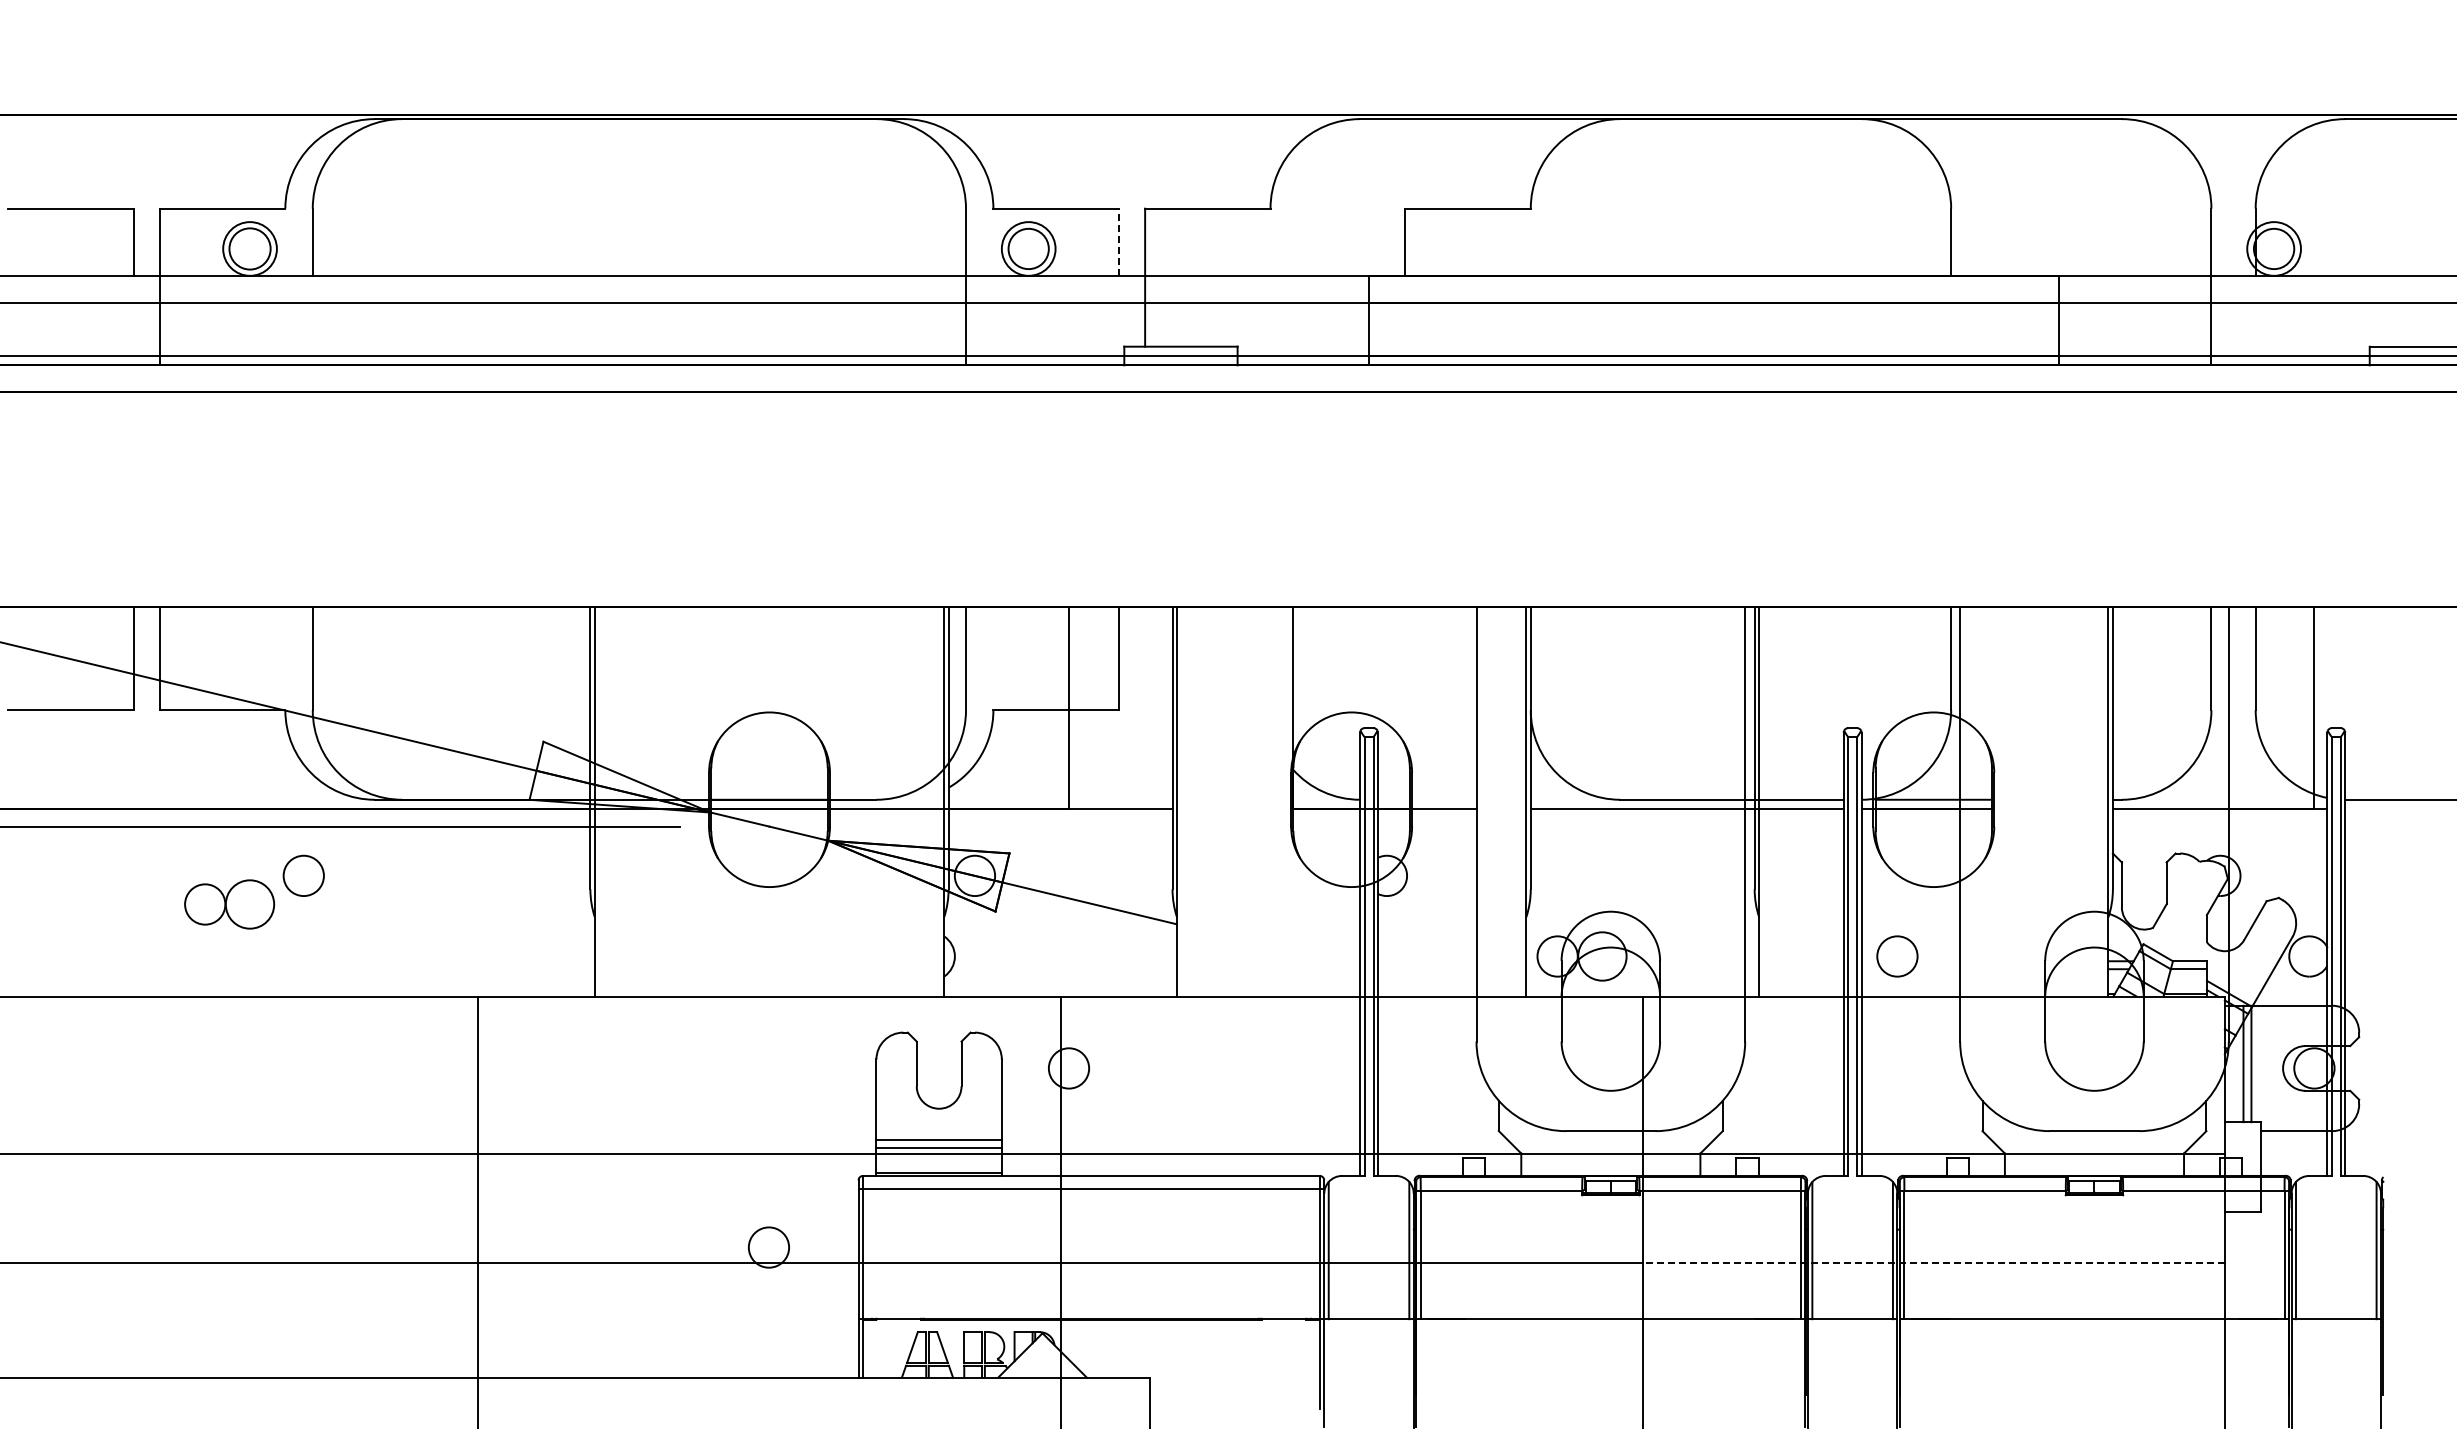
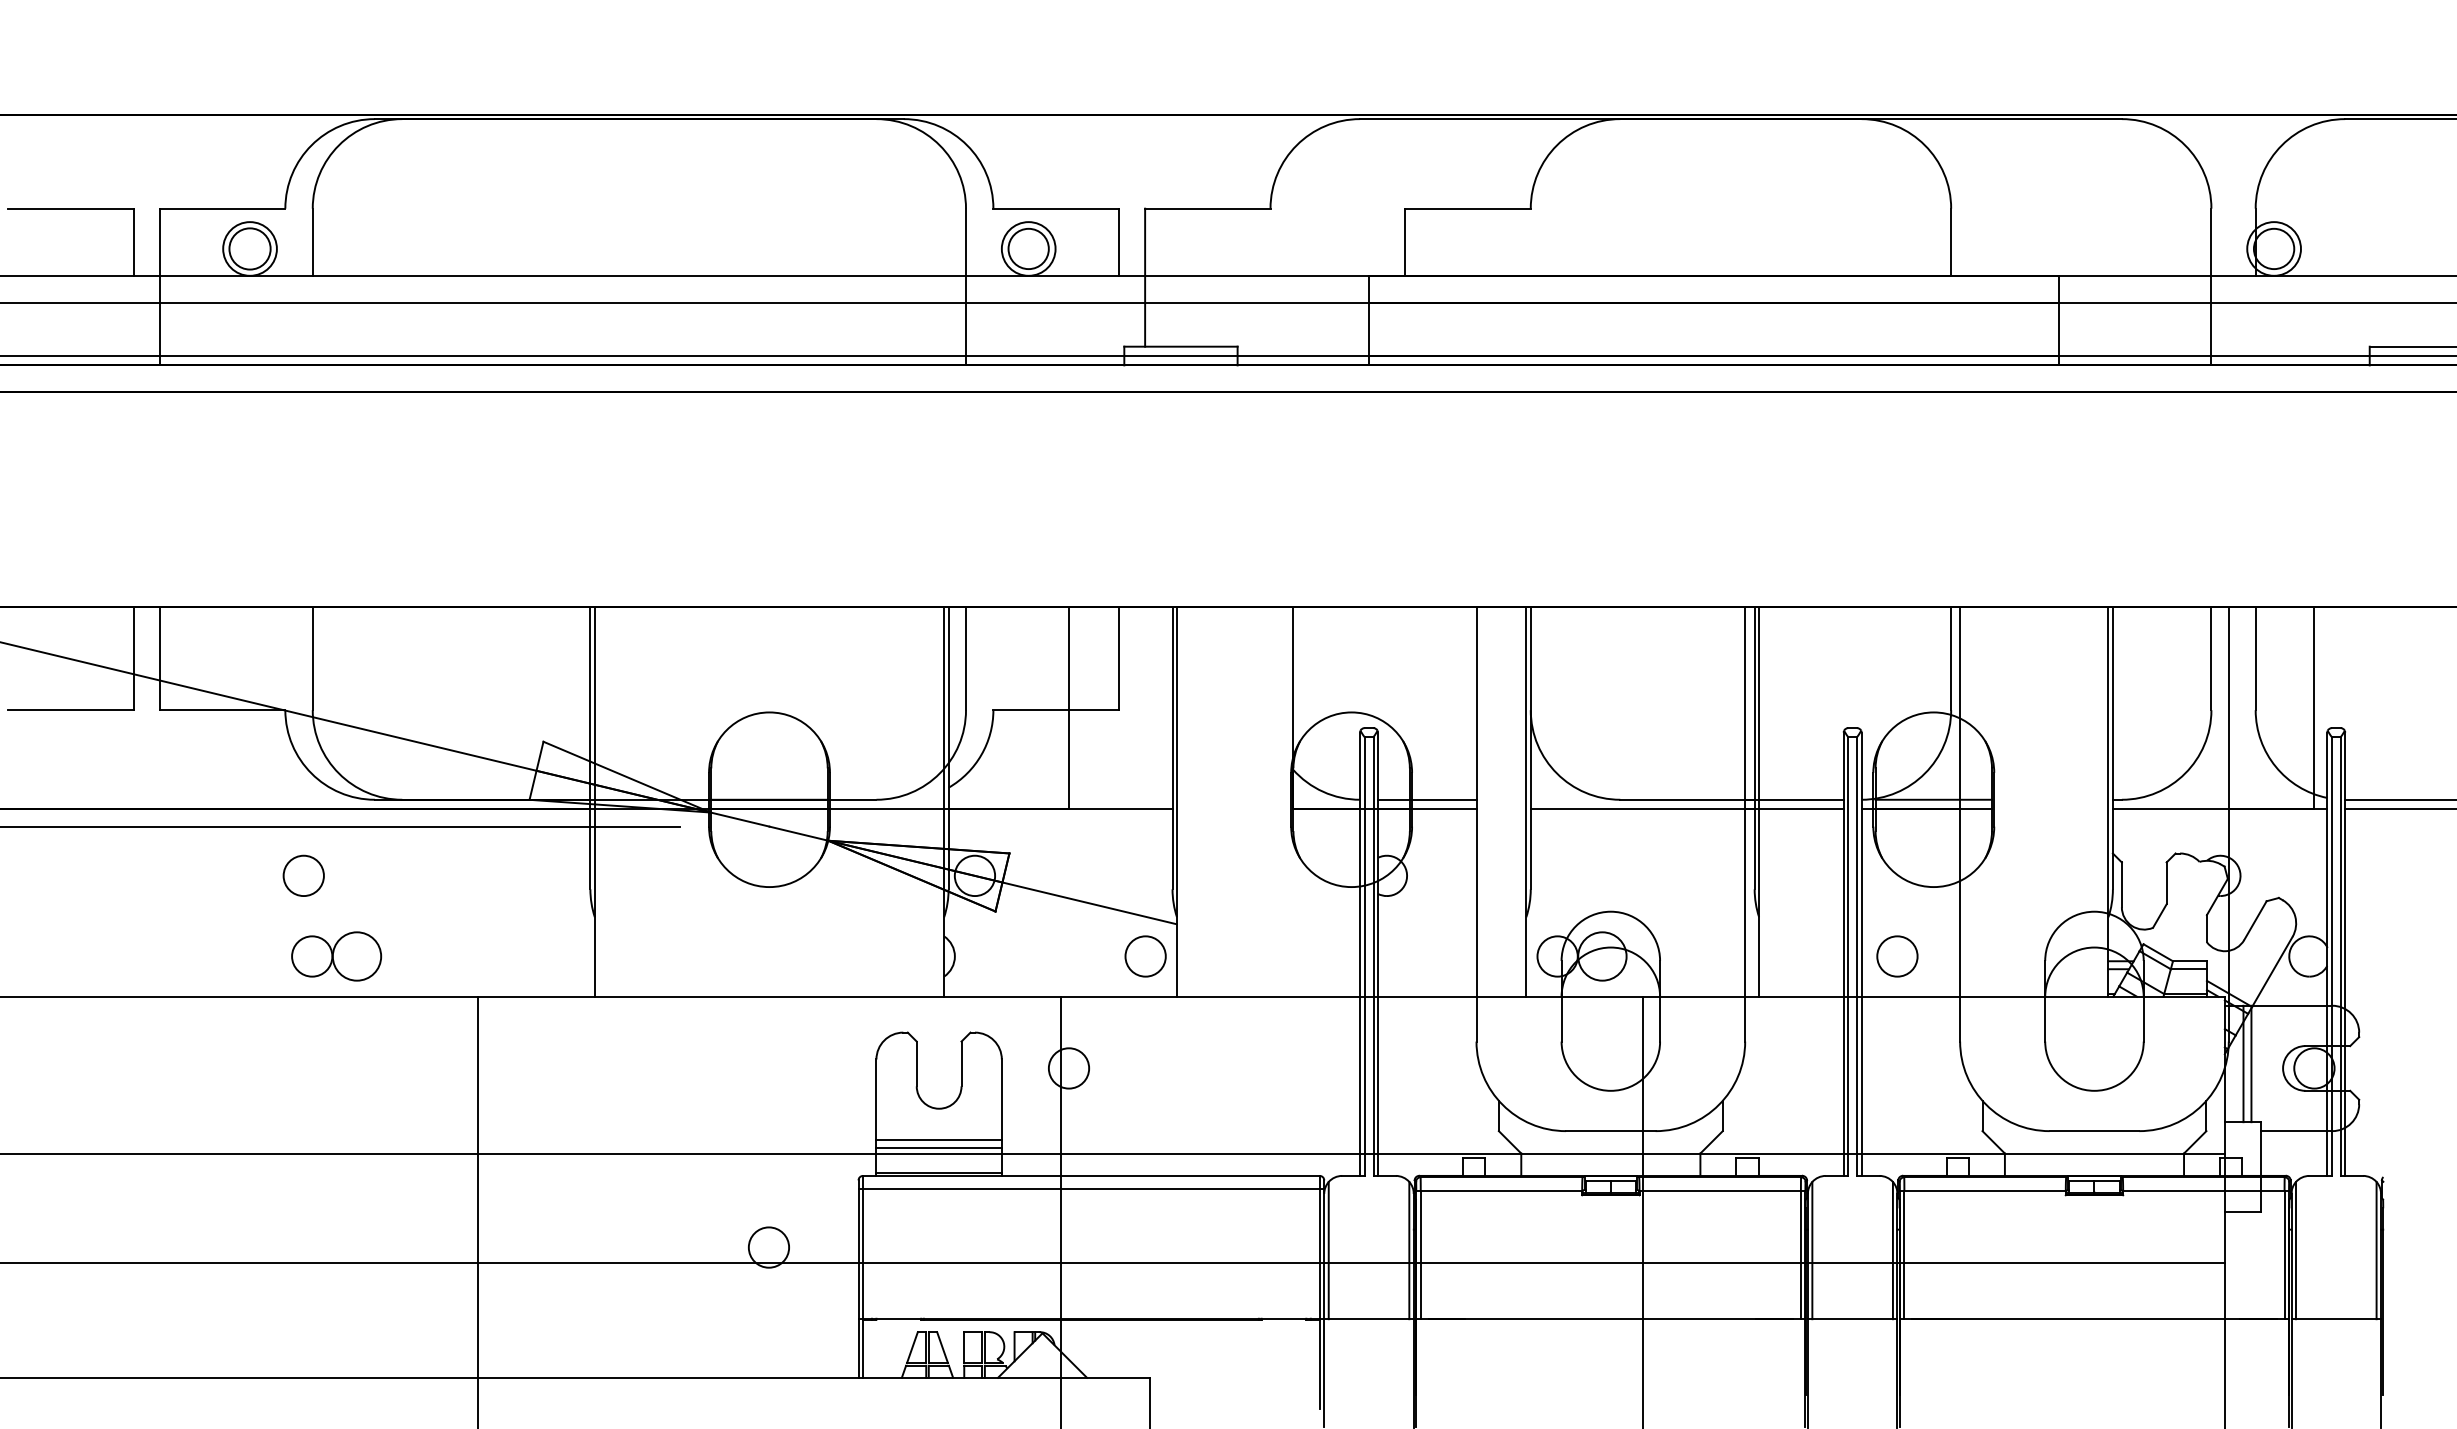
line: dashed -> solid (1118, 242)
line: none -> present (1426, 799)
line: none -> present (2399, 808)
part position: (229, 904) -> (336, 956) (336, 956)
circle: none -> present (1145, 956)
line: dashed -> solid (1933, 1262)
